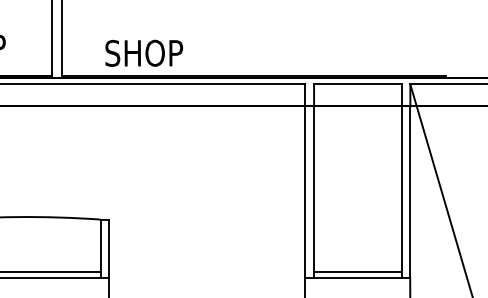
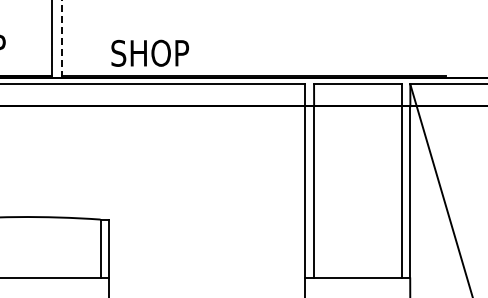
line: solid -> dashed (62, 39)
text position: (143, 52) -> (149, 52) (149, 52)
line: present -> none (51, 271)
line: present -> none (357, 271)
